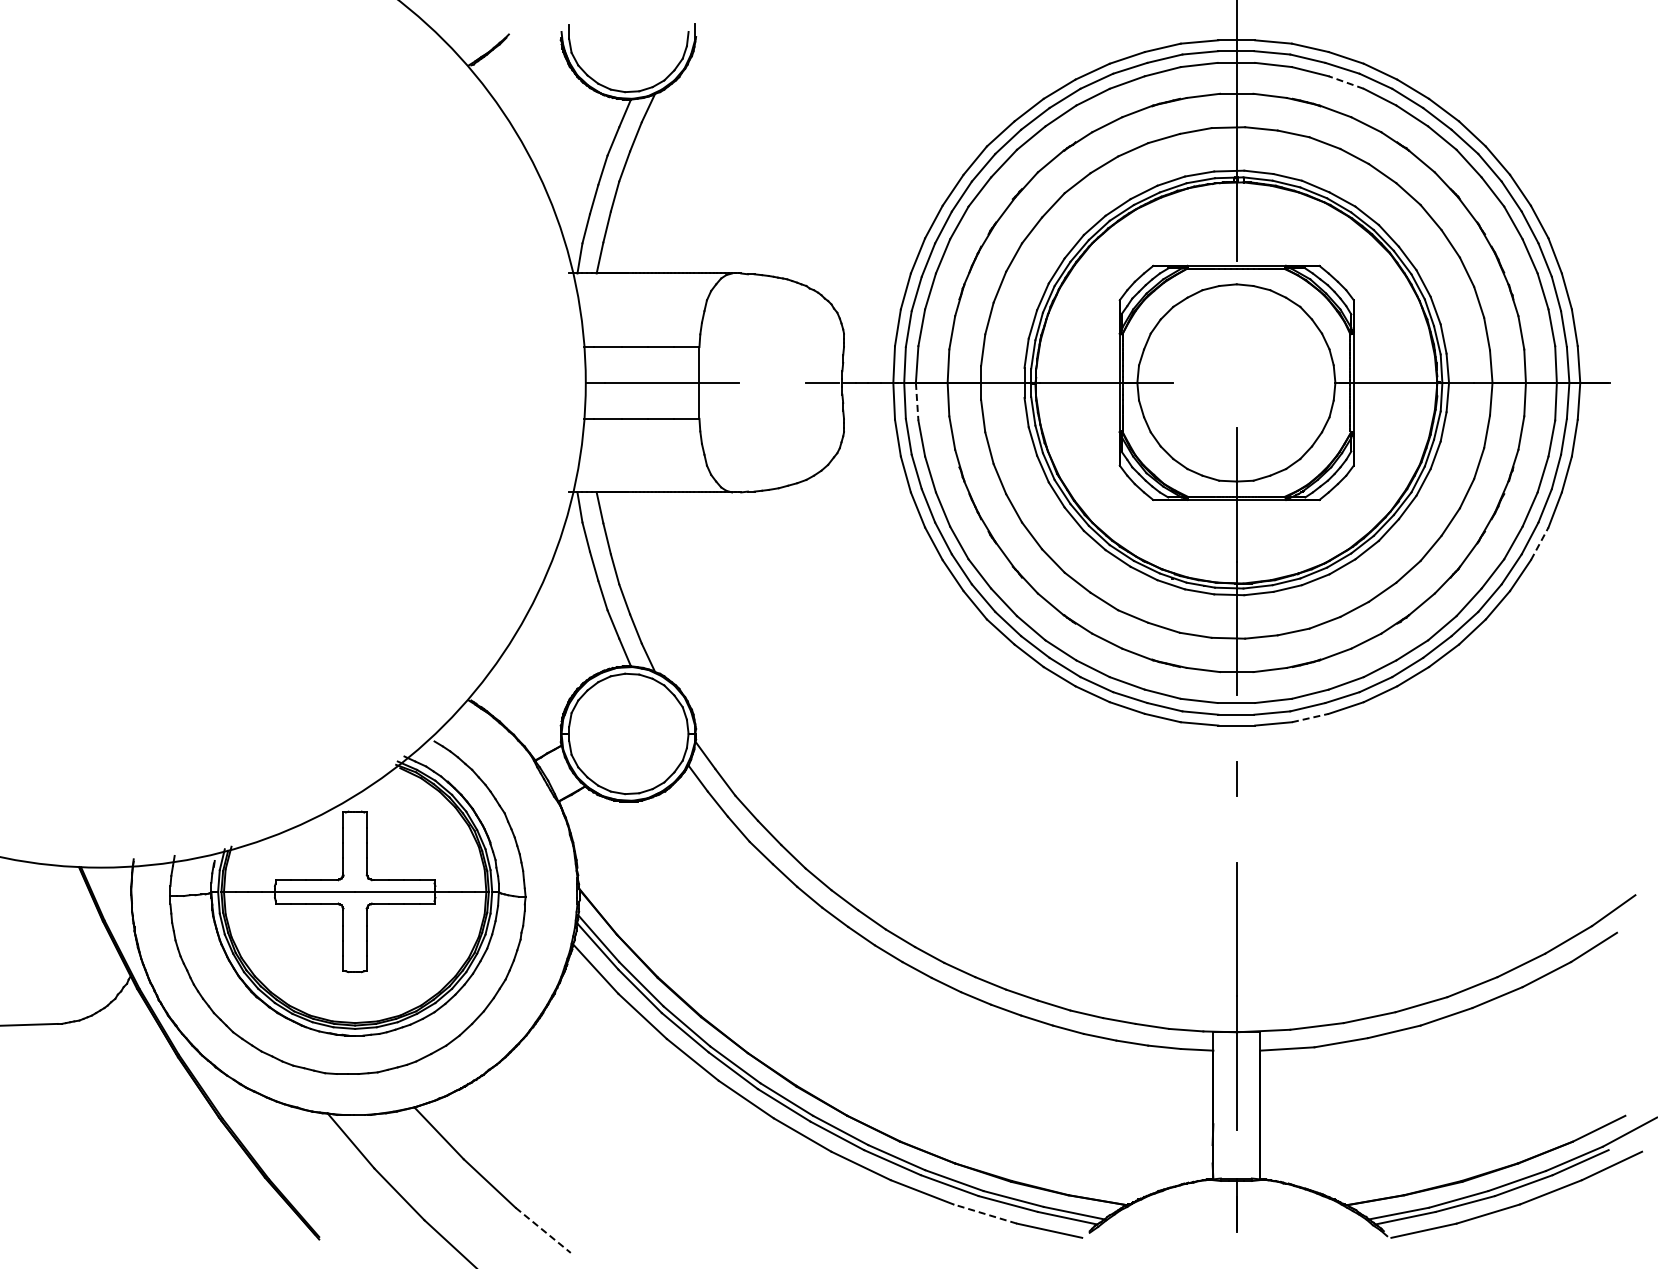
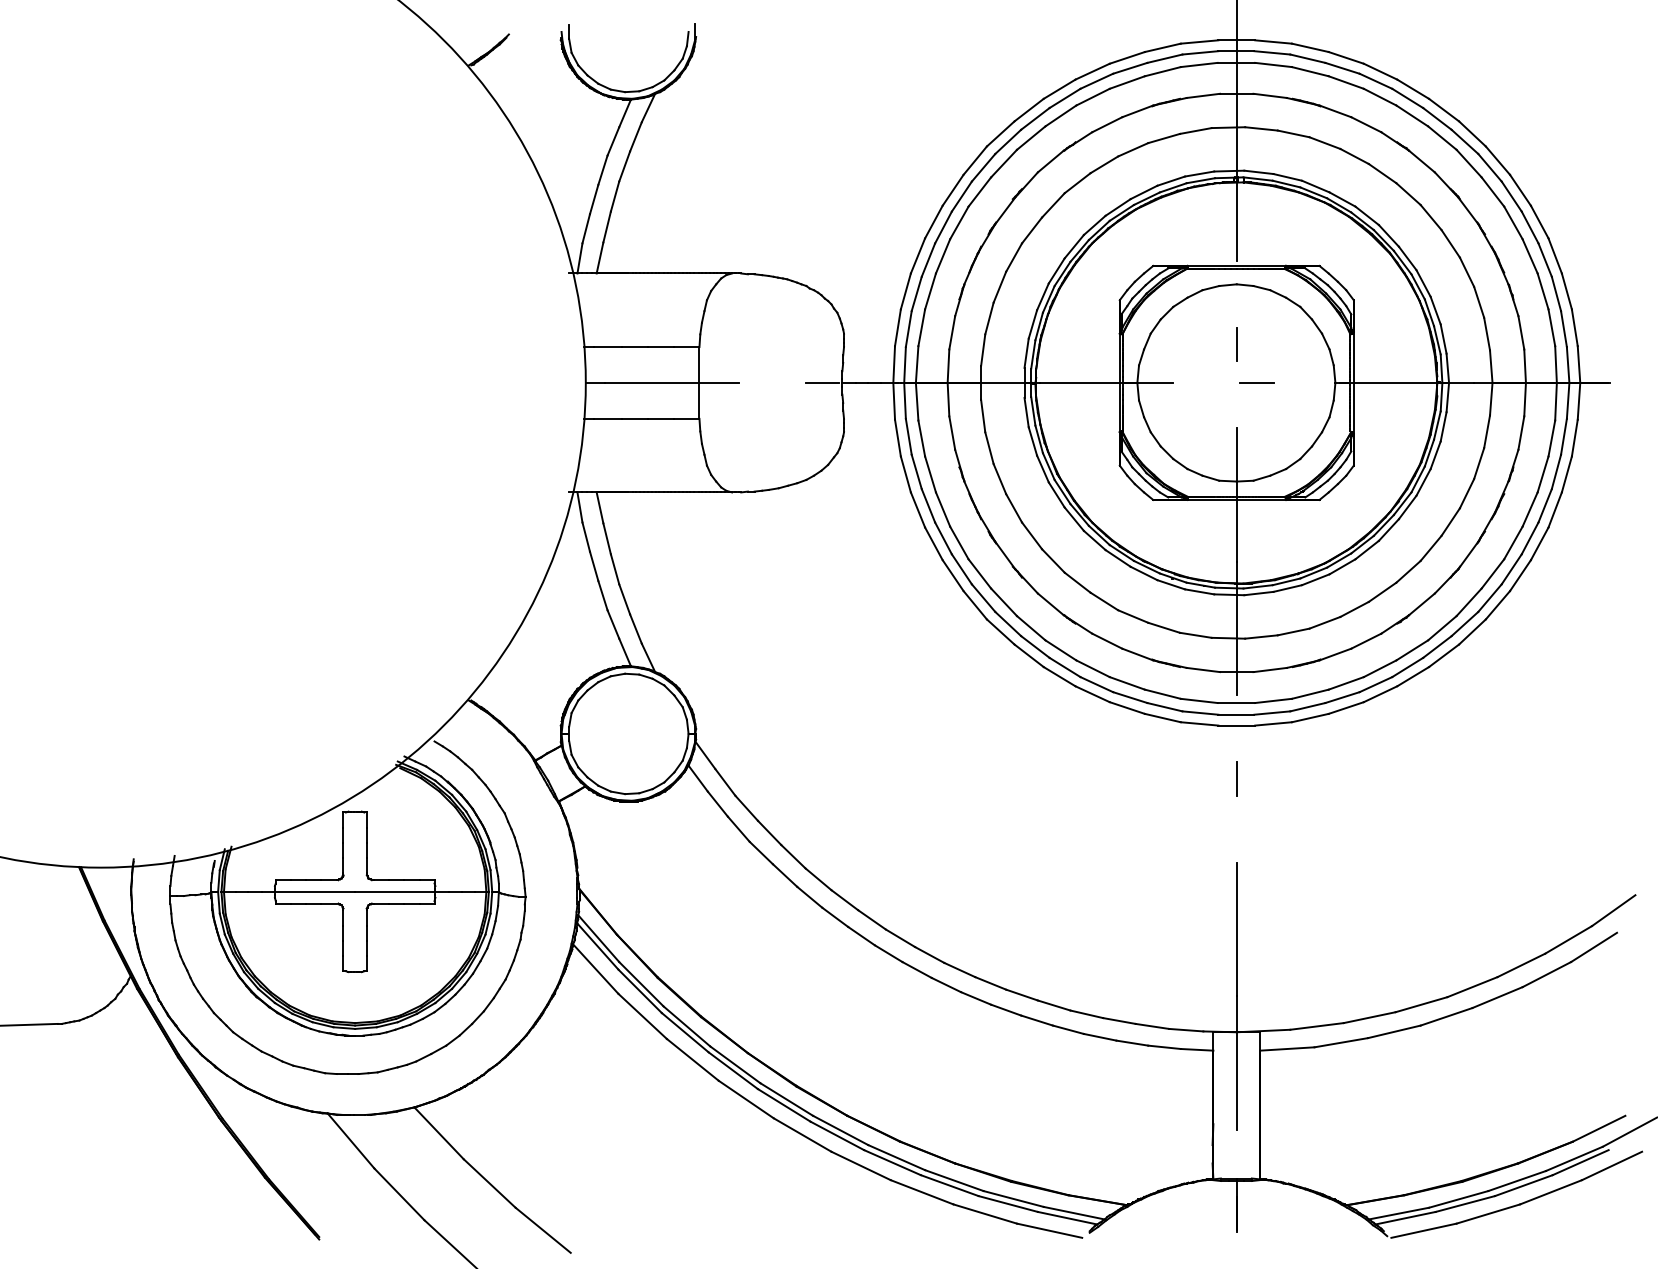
line: dashed -> solid (1346, 82)
line: none -> present (1236, 344)
line: none -> present (1256, 382)
line: dashed -> solid (917, 401)
line: dashed -> solid (1539, 543)
line: dashed -> solid (1310, 718)
line: dashed -> solid (984, 1213)
line: dashed -> solid (543, 1230)
